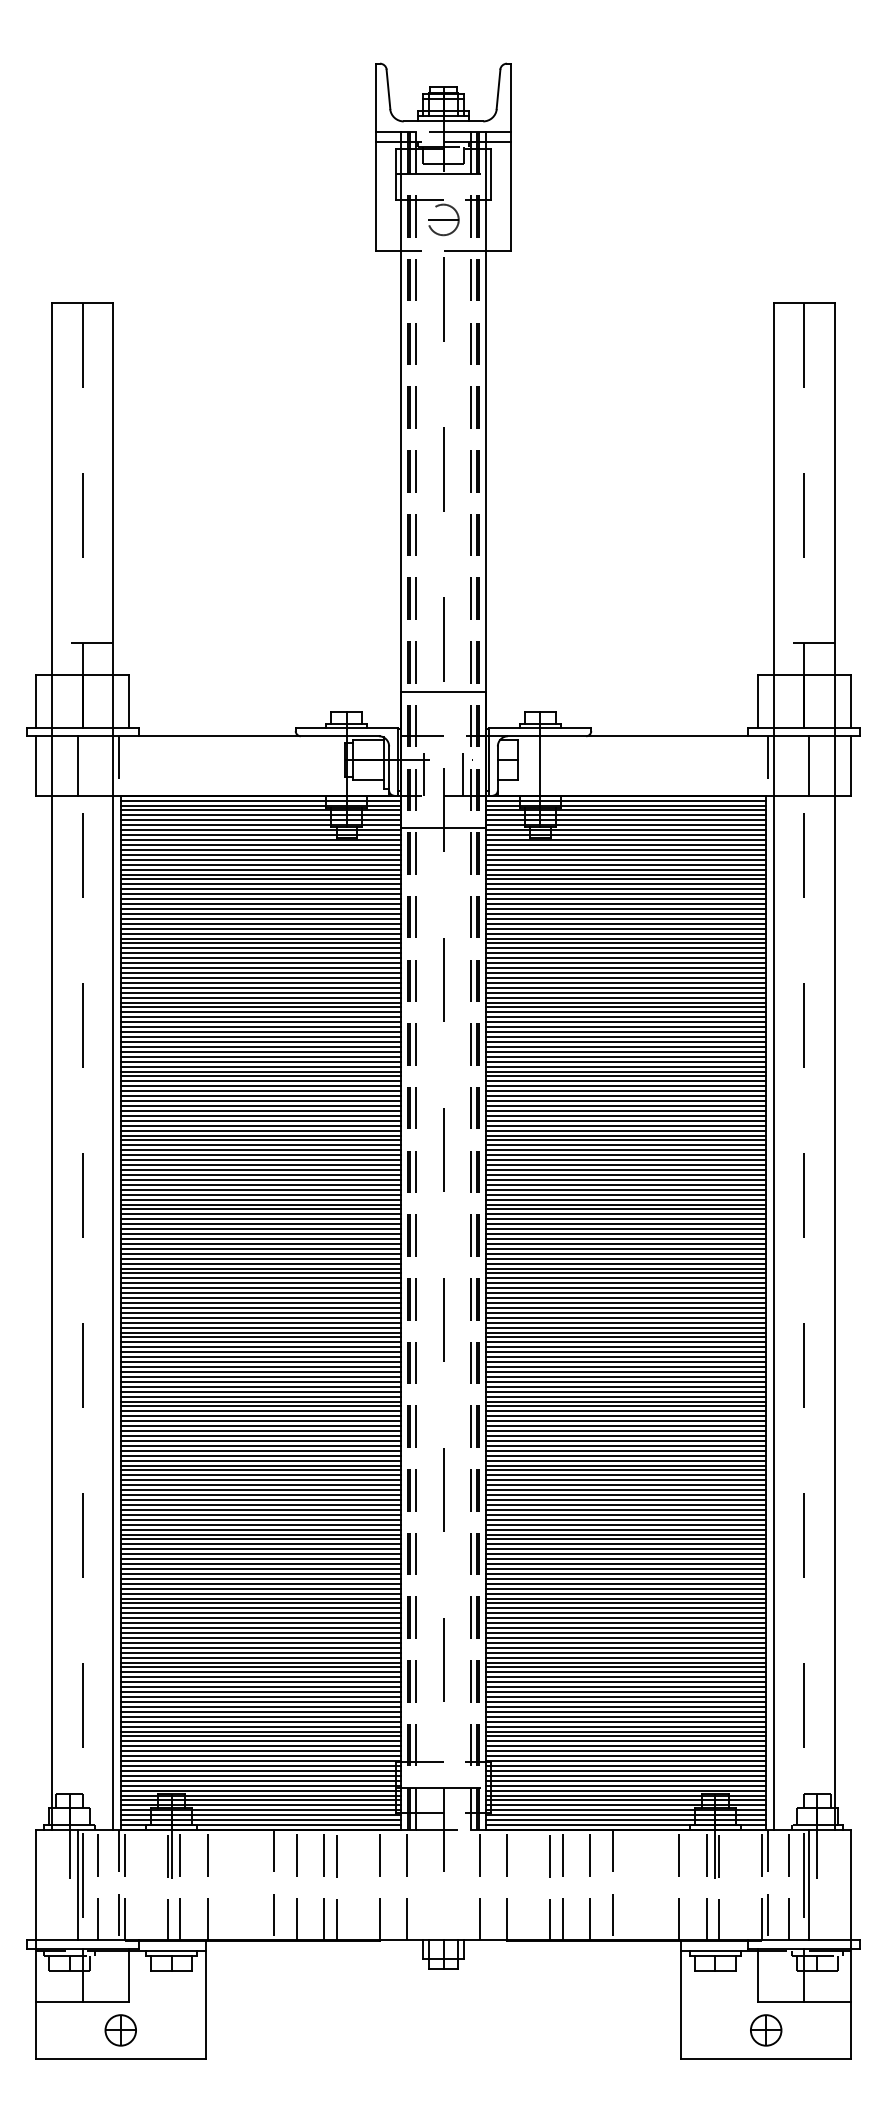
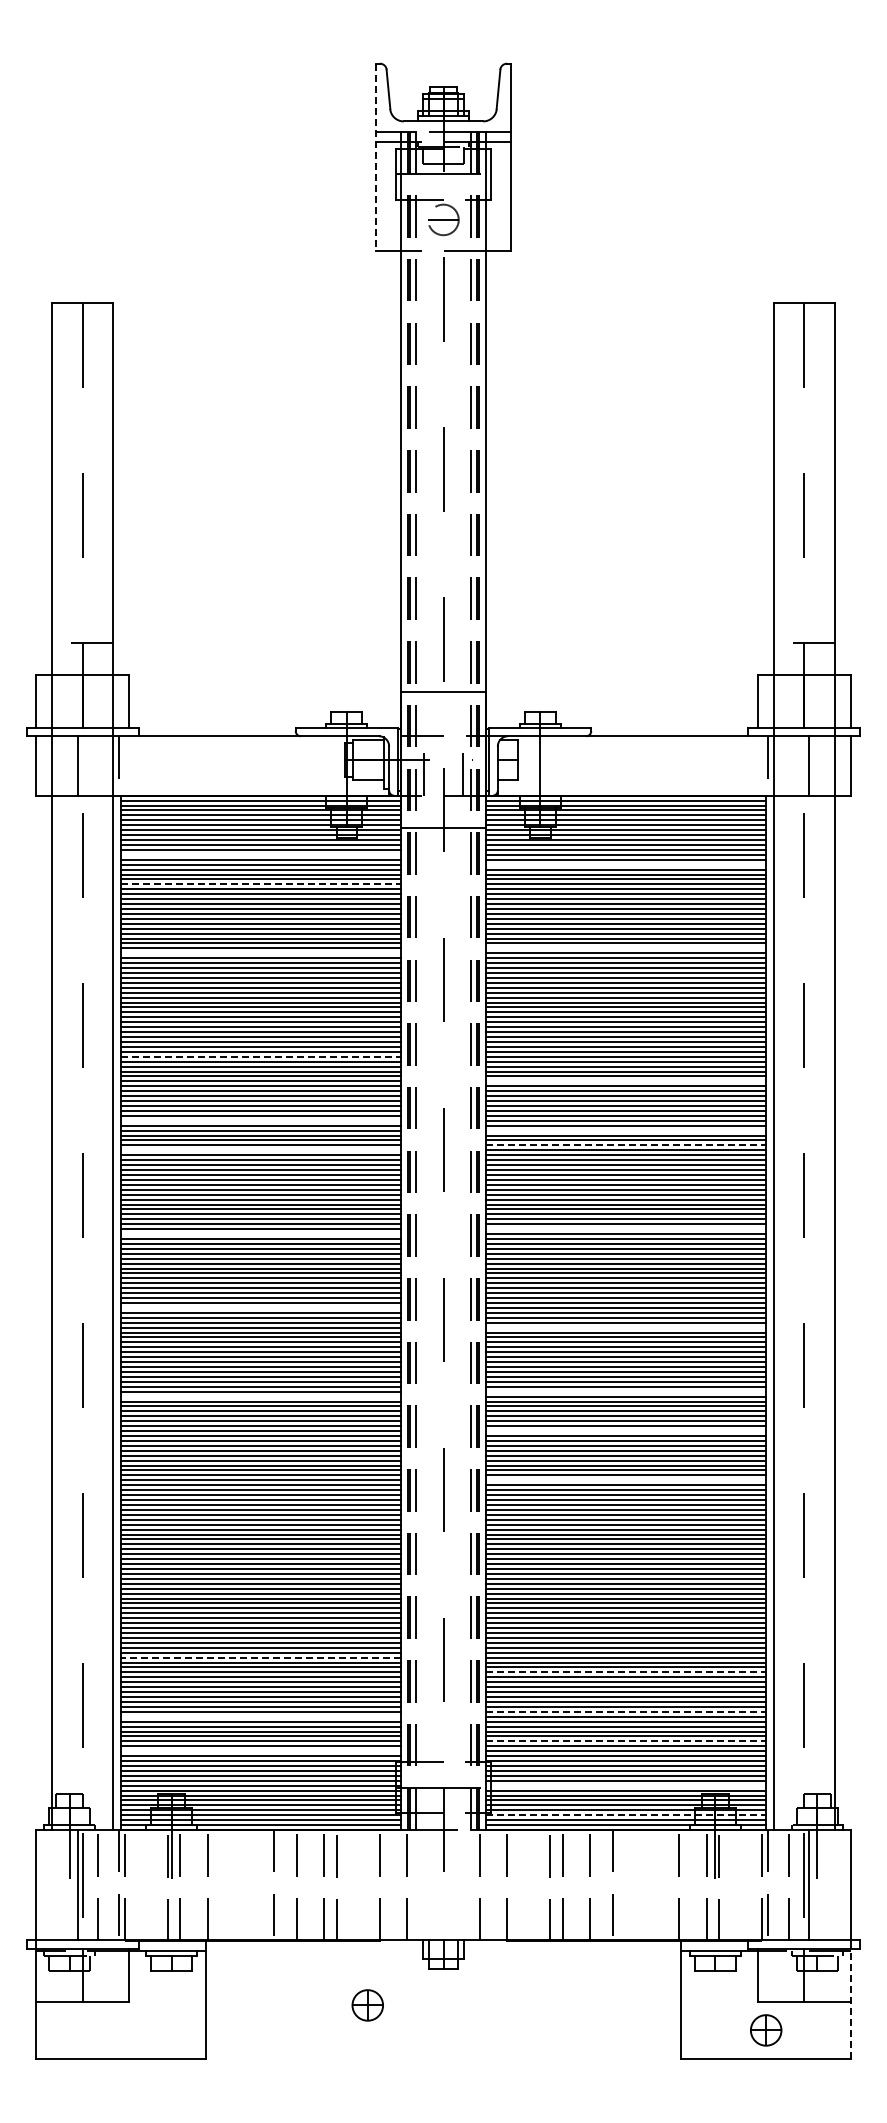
line: solid -> dashed (375, 157)
line: present -> none (260, 854)
line: present -> none (625, 864)
line: solid -> dashed (261, 884)
line: present -> none (625, 948)
line: present -> none (260, 953)
line: solid -> dashed (261, 1056)
line: present -> none (625, 1081)
line: present -> none (260, 1120)
line: present -> none (625, 1130)
line: solid -> dashed (626, 1145)
line: present -> none (260, 1150)
line: present -> none (625, 1229)
line: present -> none (260, 1234)
line: present -> none (260, 1307)
line: present -> none (625, 1327)
line: present -> none (625, 1391)
line: present -> none (260, 1396)
line: present -> none (625, 1431)
line: present -> none (625, 1480)
line: solid -> dashed (260, 1657)
line: solid -> dashed (626, 1672)
line: solid -> dashed (626, 1711)
line: present -> none (260, 1716)
line: solid -> dashed (626, 1741)
line: present -> none (260, 1751)
line: present -> none (625, 1785)
line: solid -> dashed (626, 1815)
line: solid -> dashed (851, 2003)
part position: (120, 2030) -> (367, 2005) (367, 2005)
